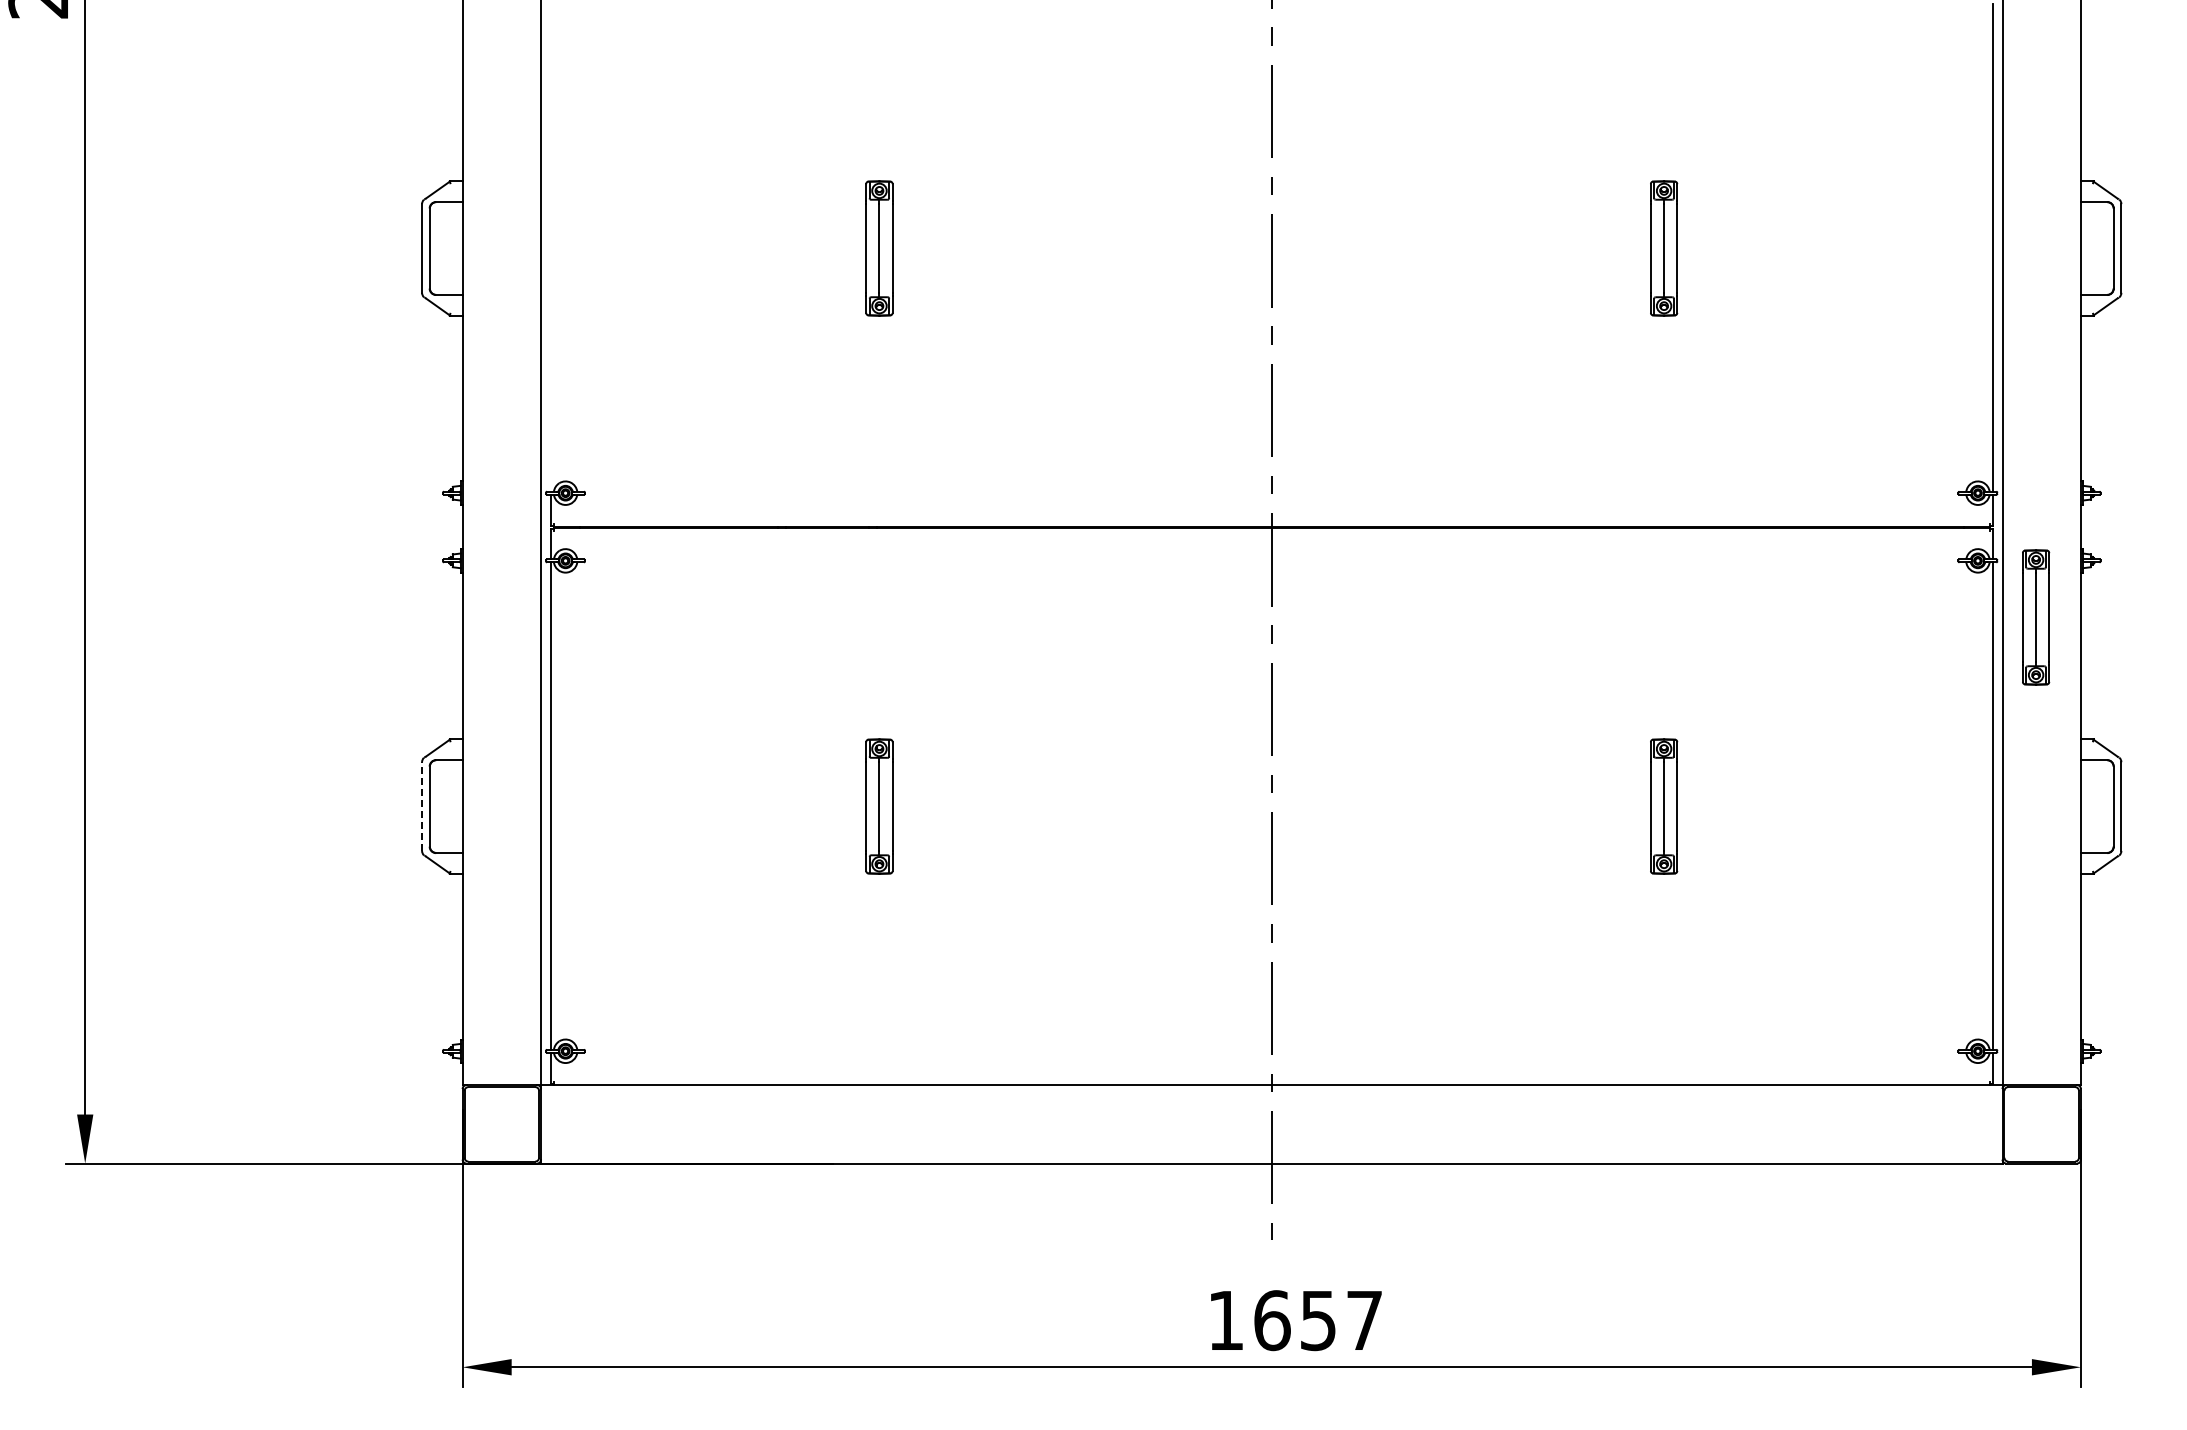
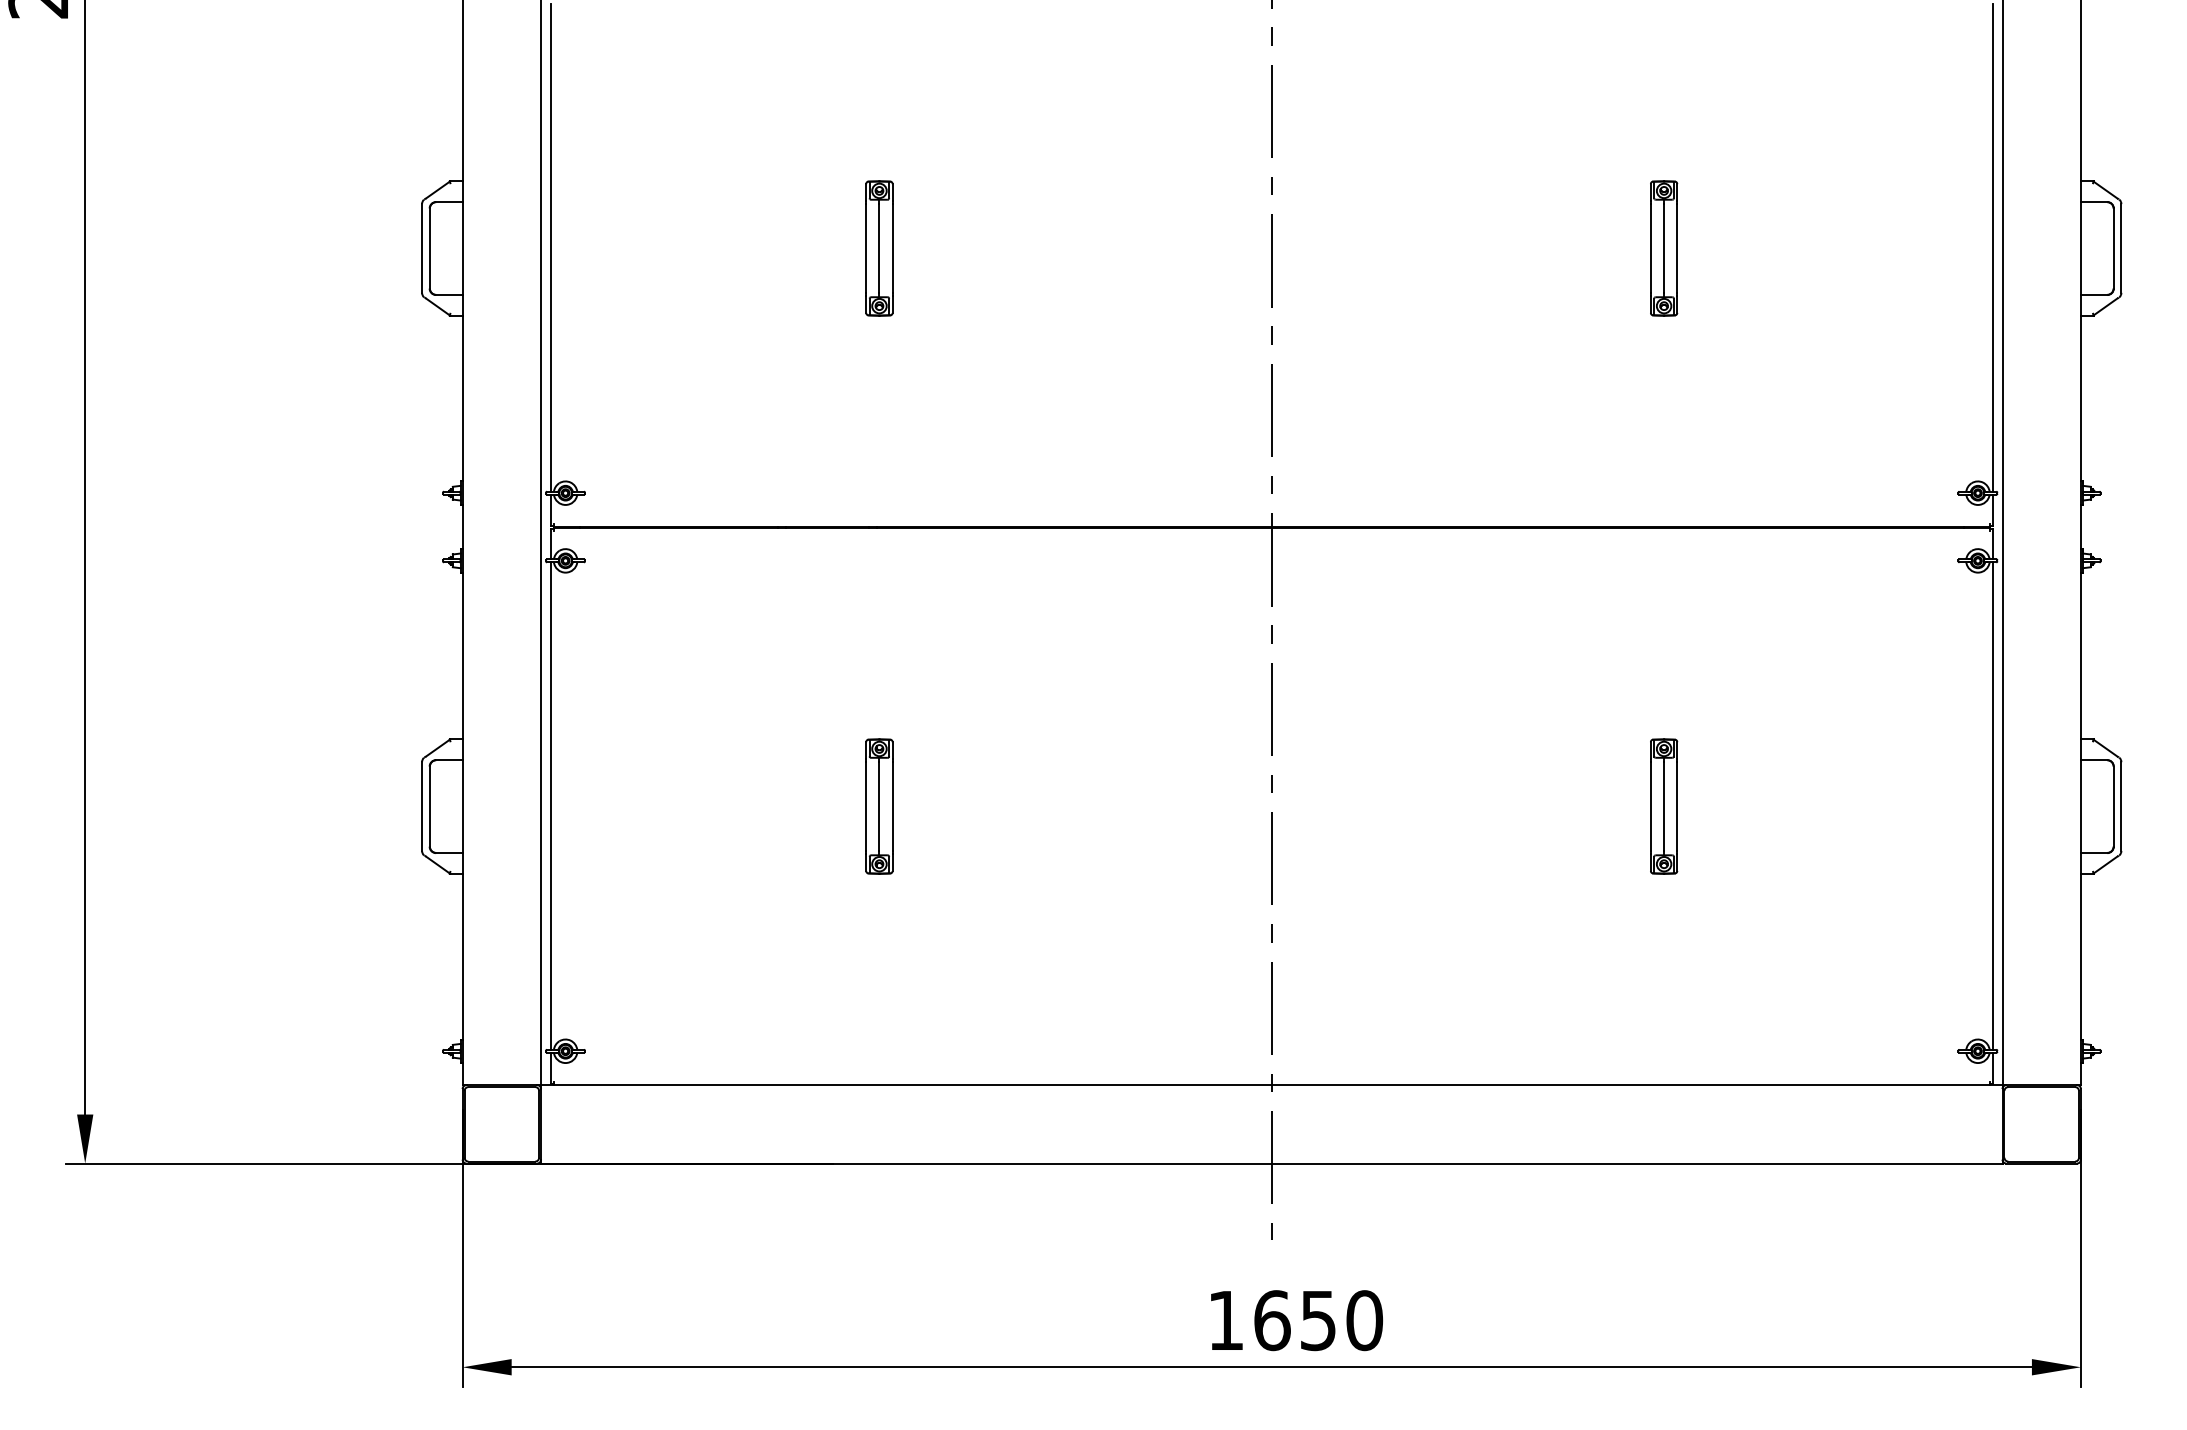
line: none -> present (550, 247)
part: present -> none (2036, 617)
line: dashed -> solid (422, 806)
text: 1657 -> 1650 (1364, 1320)
